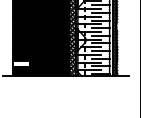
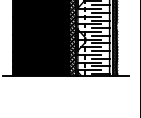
fill: none -> present (21, 63)
